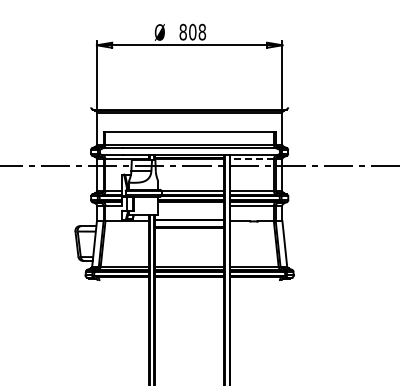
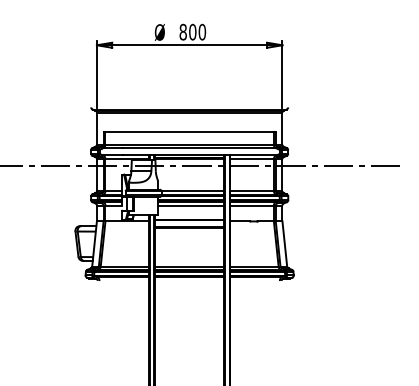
text: 808 -> 800 (202, 32)
line: dashed -> solid (252, 159)
line: none -> present (191, 205)
